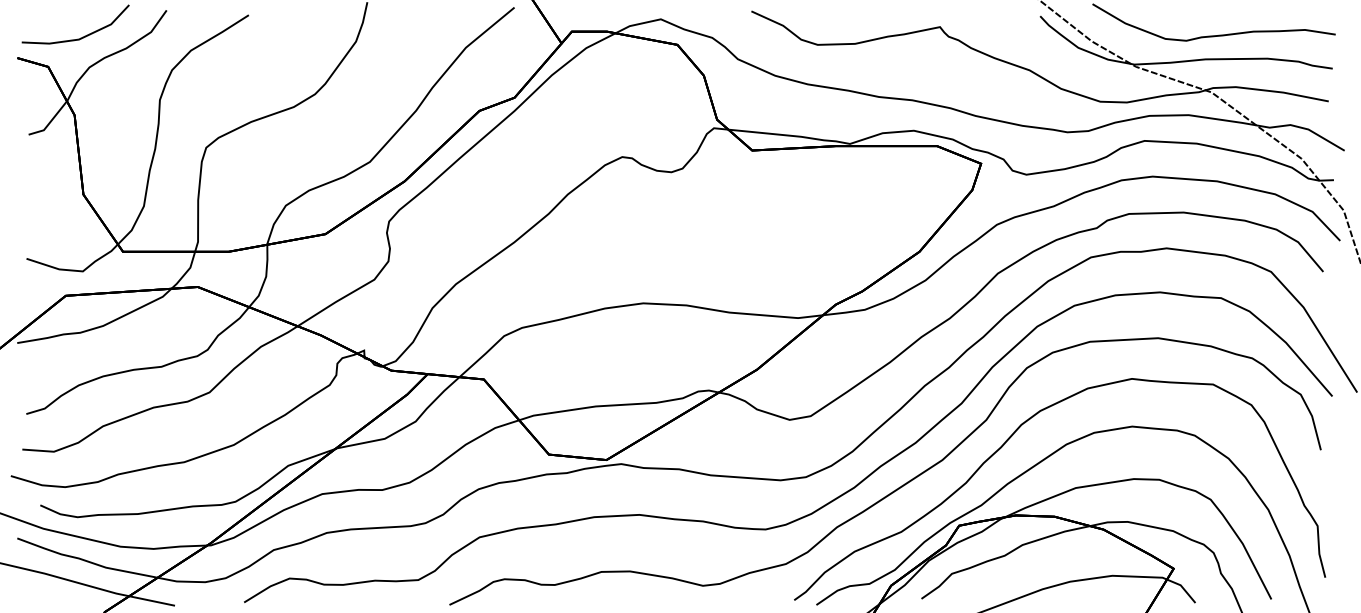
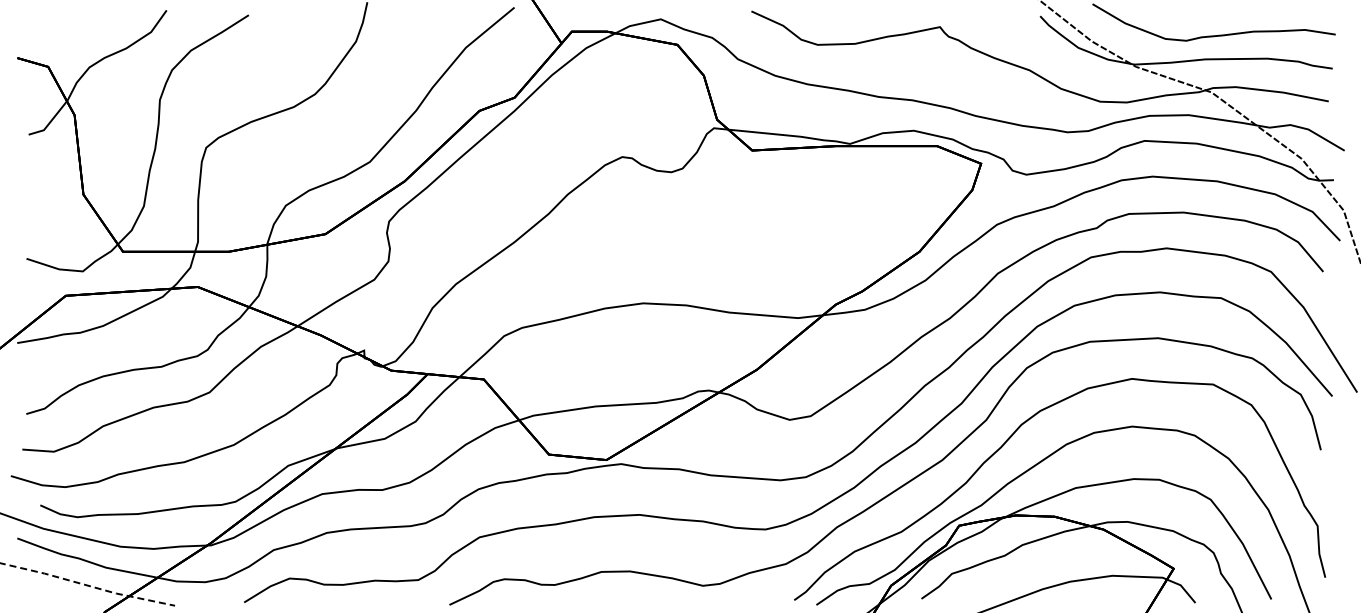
line: present -> none (82, 36)
line: solid -> dashed (87, 585)
